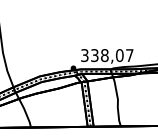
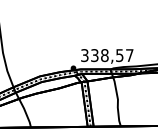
text: 338,07 -> 338,57 (119, 55)
